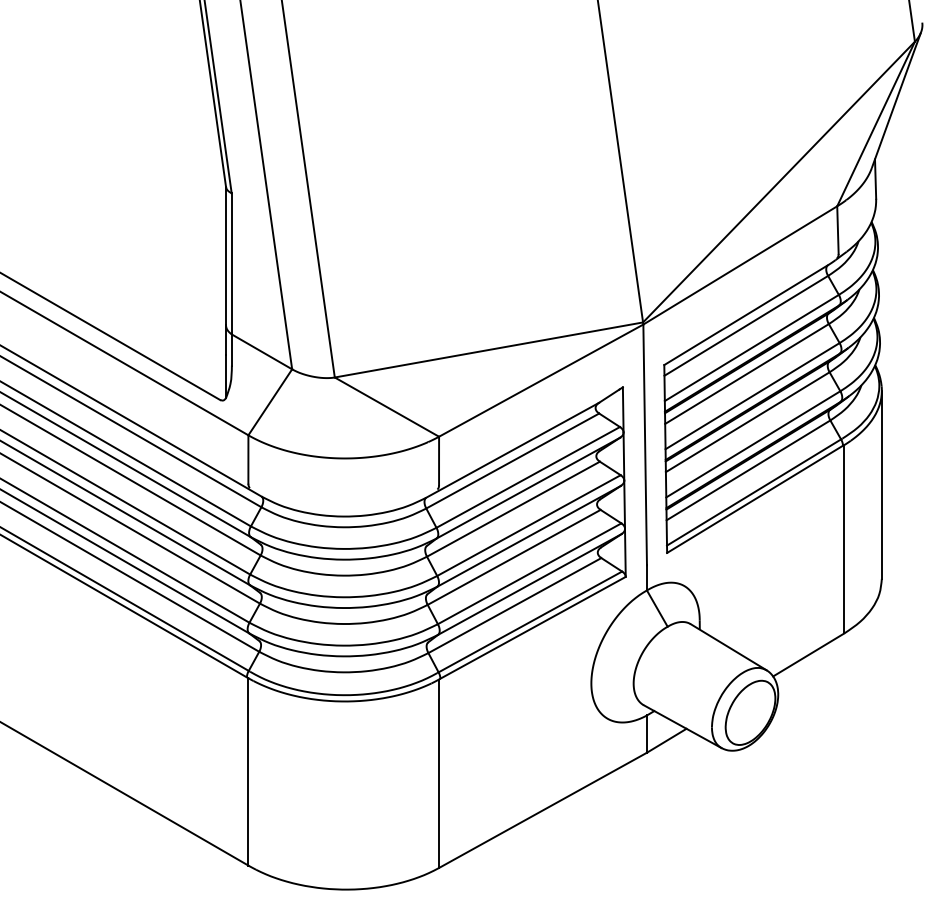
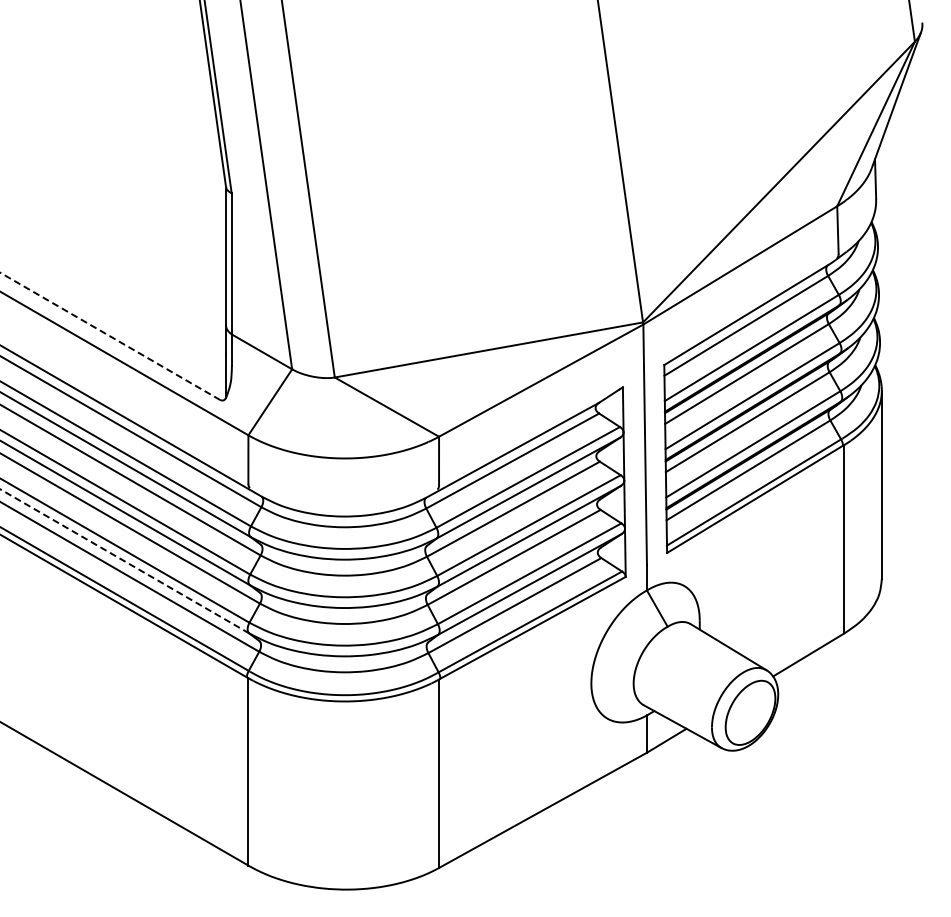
line: solid -> dashed (110, 336)
line: solid -> dashed (124, 561)
